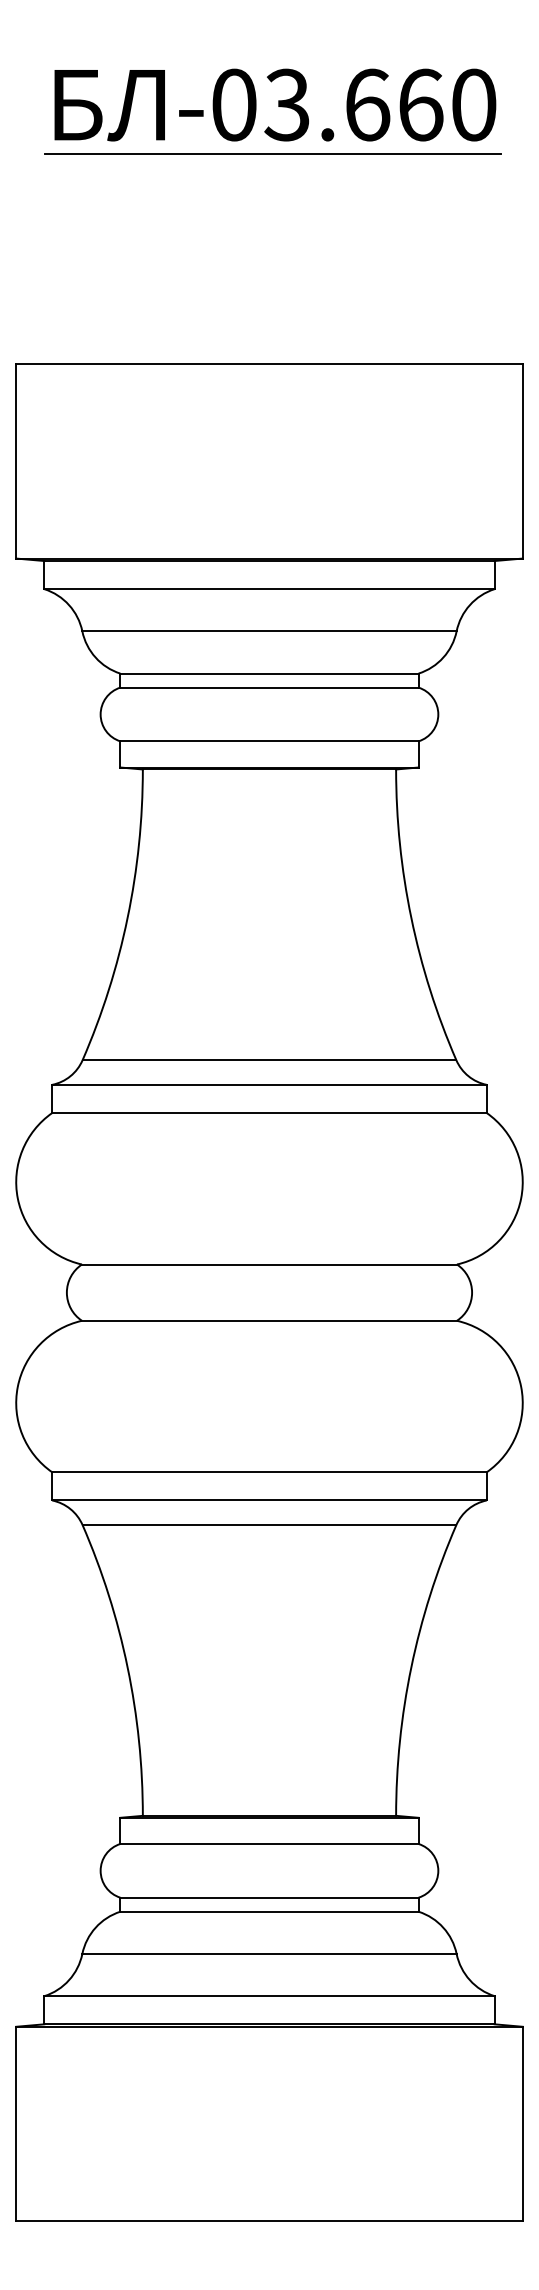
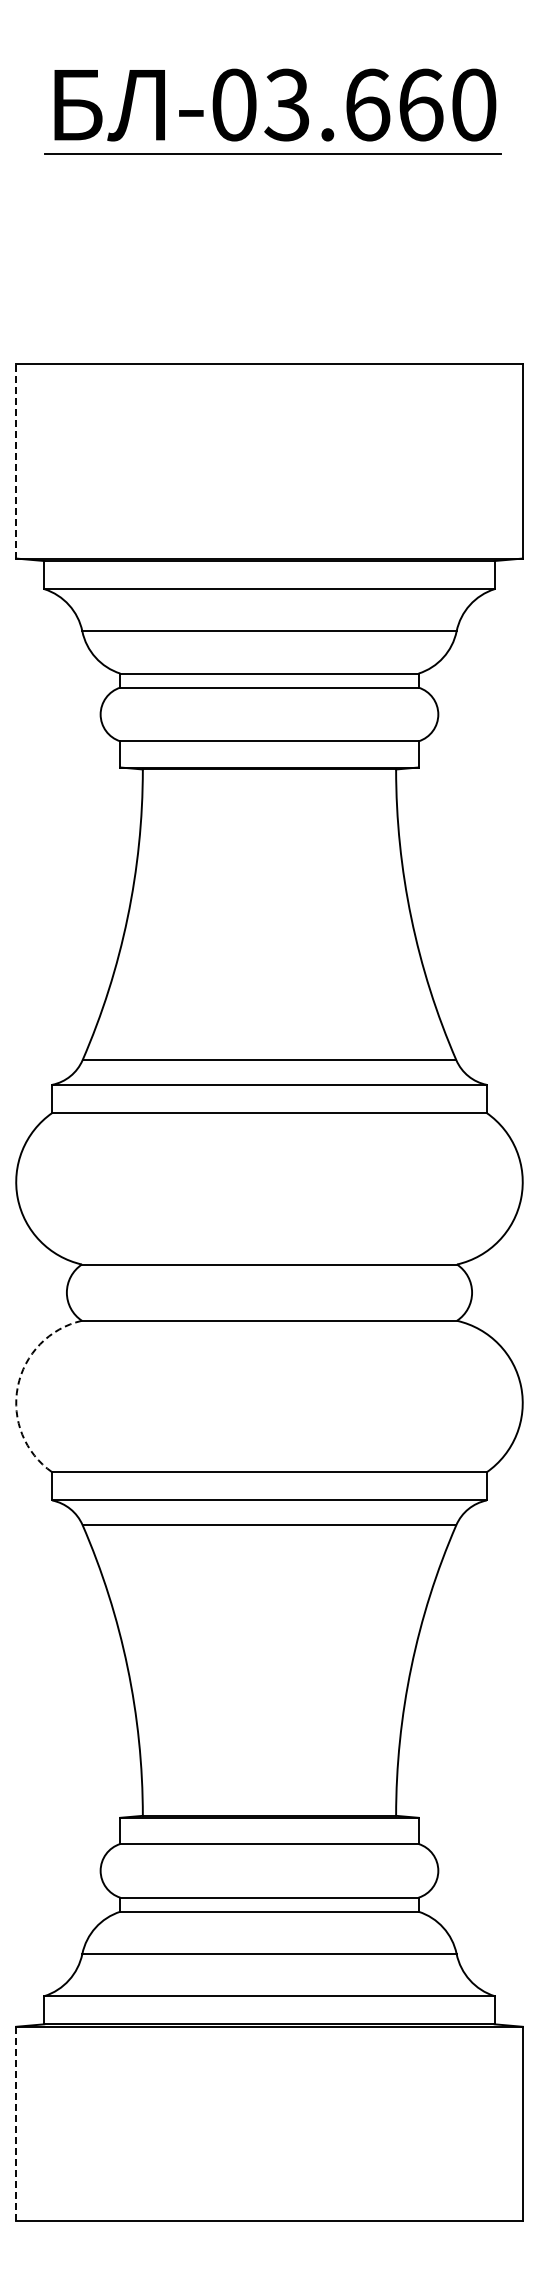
line: solid -> dashed (16, 460)
arc: solid -> dashed (17, 1386)
line: solid -> dashed (16, 2123)
